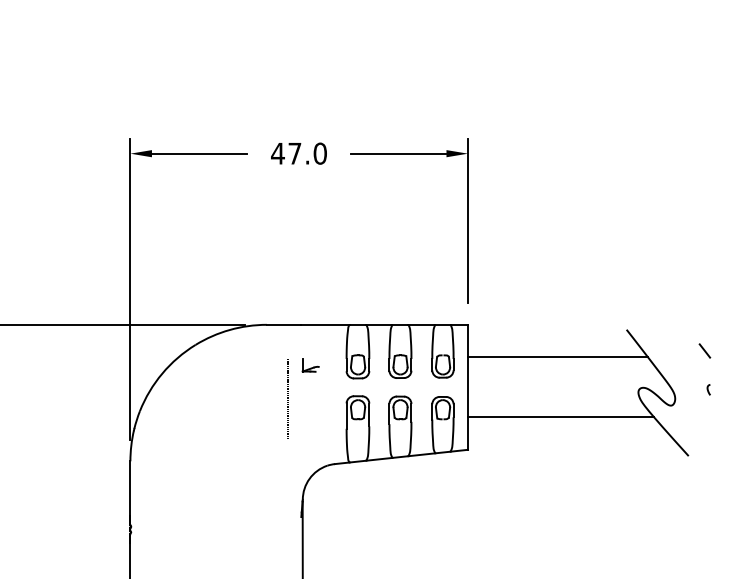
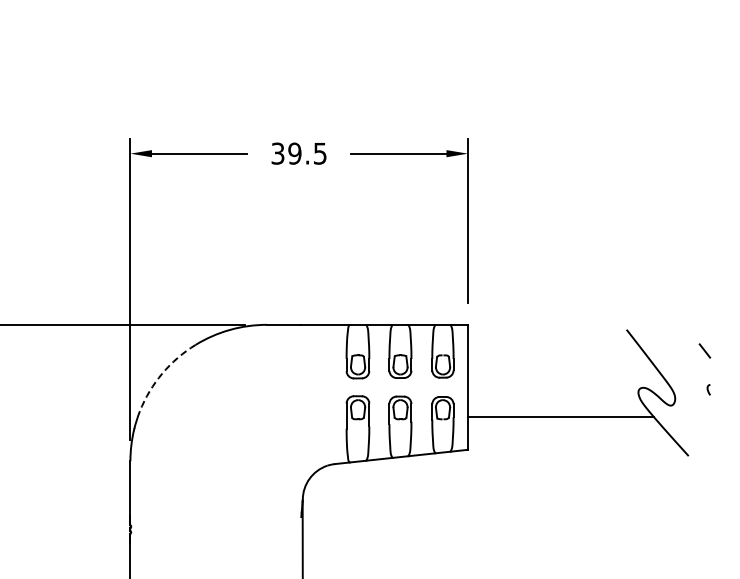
text: 47.0 -> 39.5 (298, 153)
line: present -> none (558, 357)
part: present -> none (310, 365)
arc: solid -> dashed (162, 373)
line: present -> none (287, 398)
